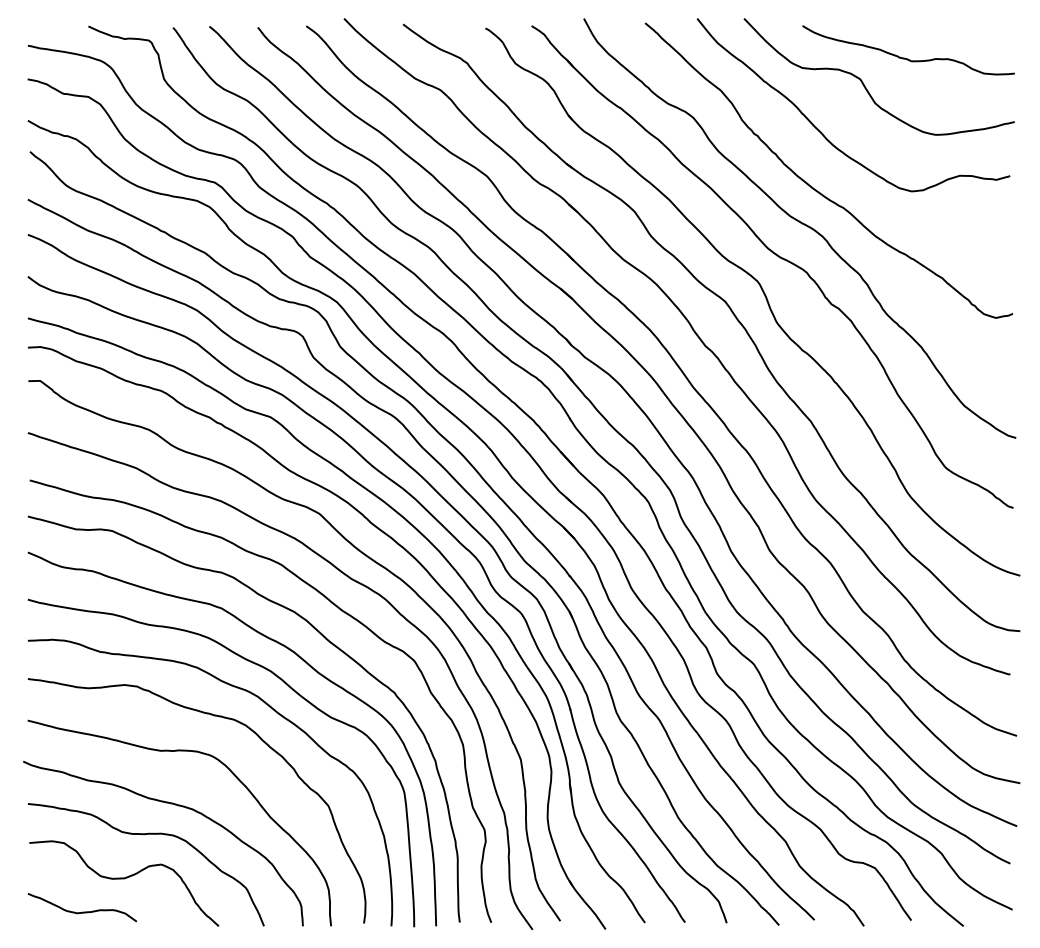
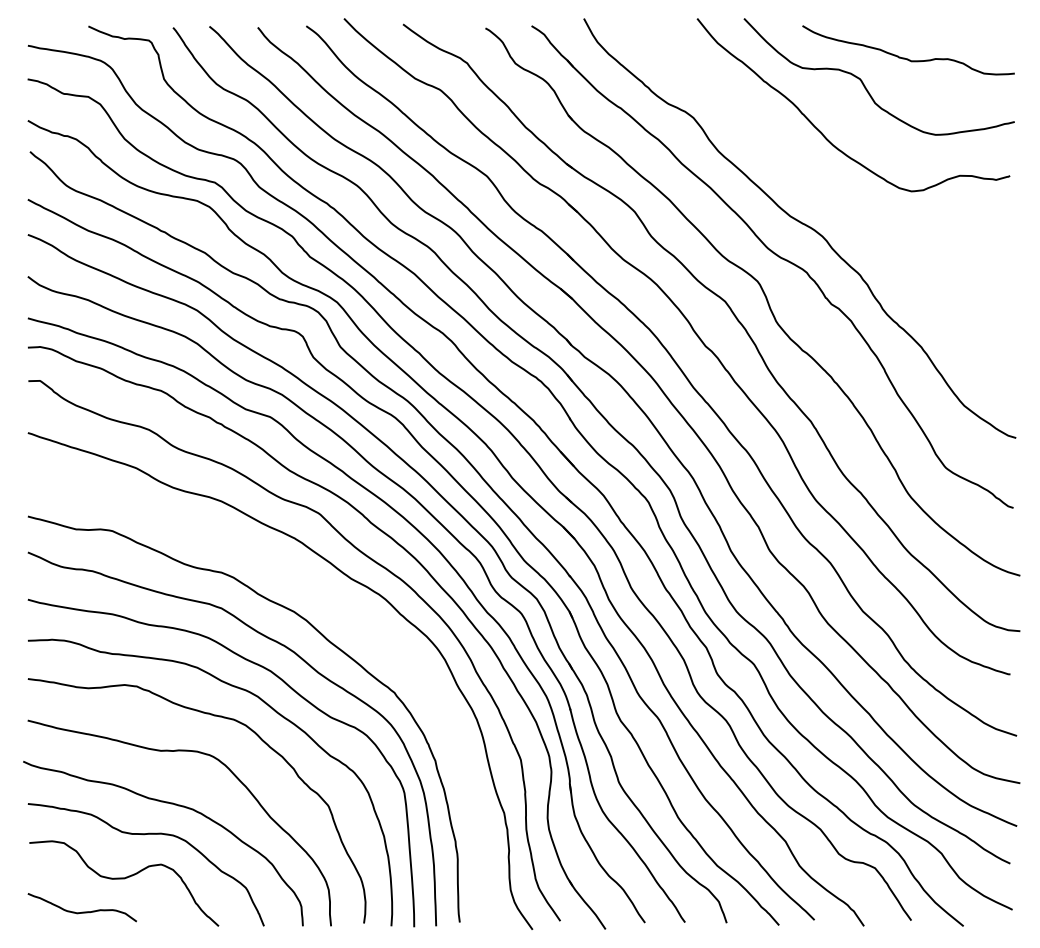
curve: present -> none (816, 189)
curve: present -> none (337, 608)
